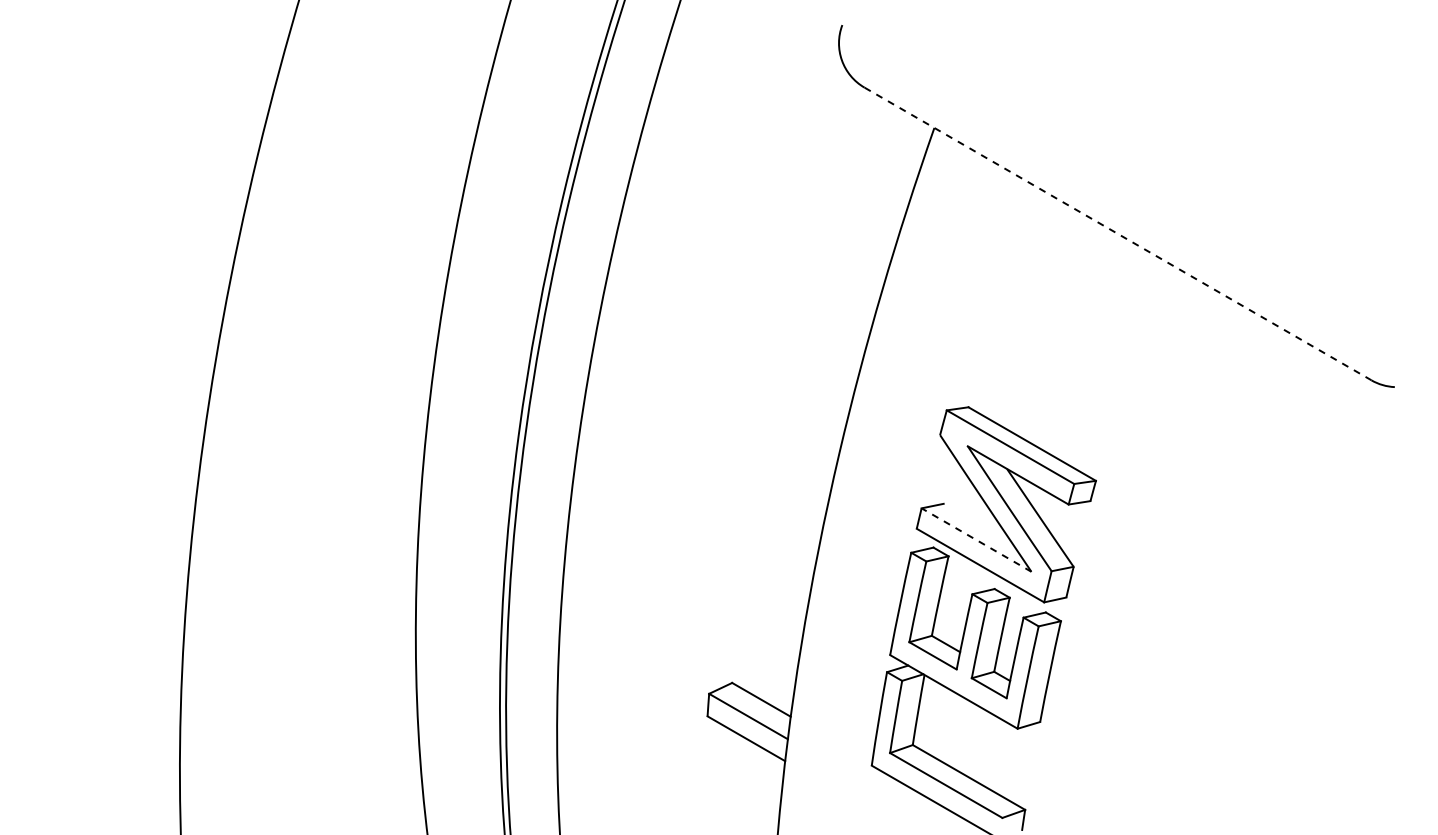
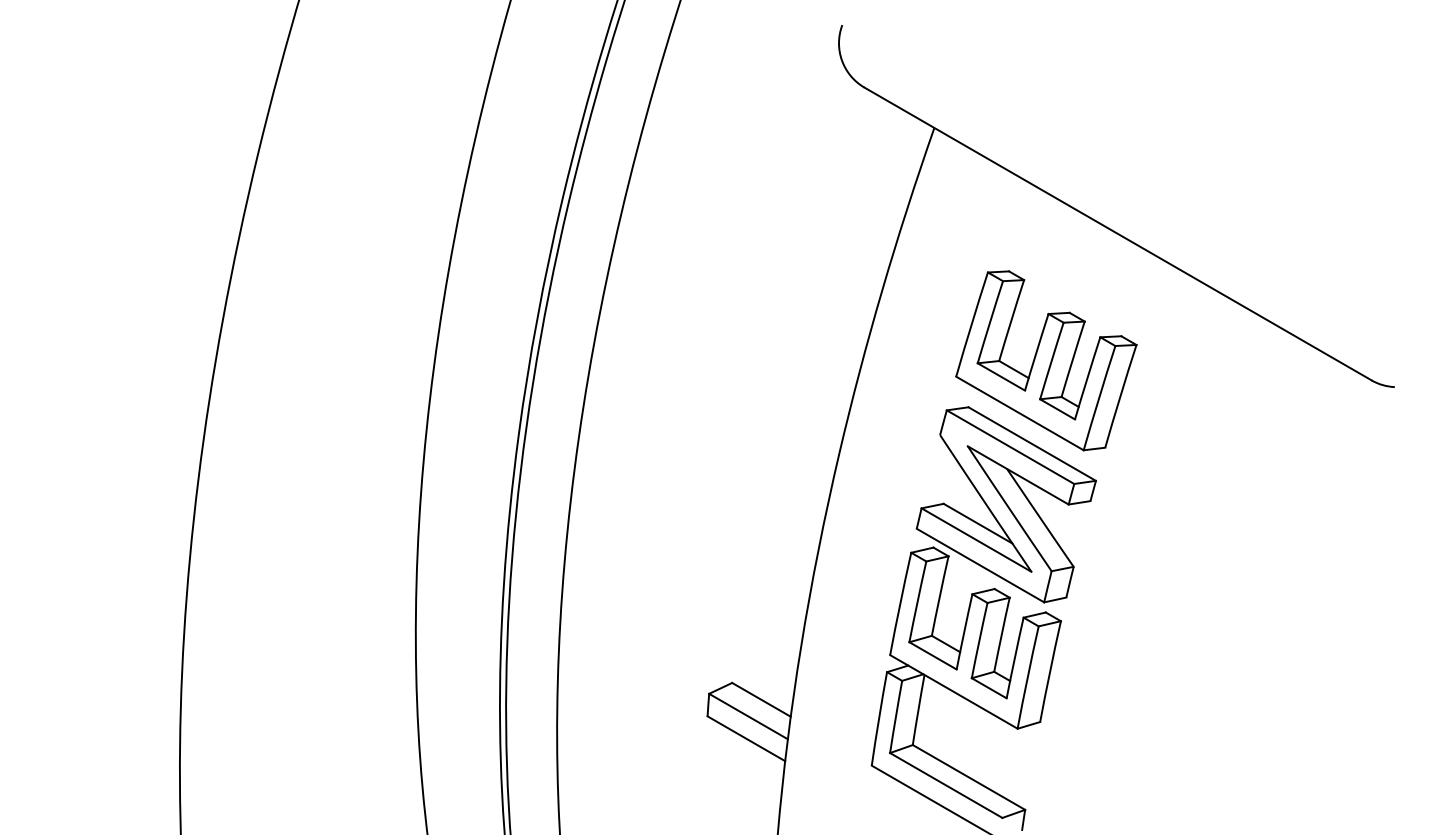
line: dashed -> solid (1118, 233)
part: none -> present (1046, 360)
line: none -> present (977, 523)
line: dashed -> solid (976, 539)
